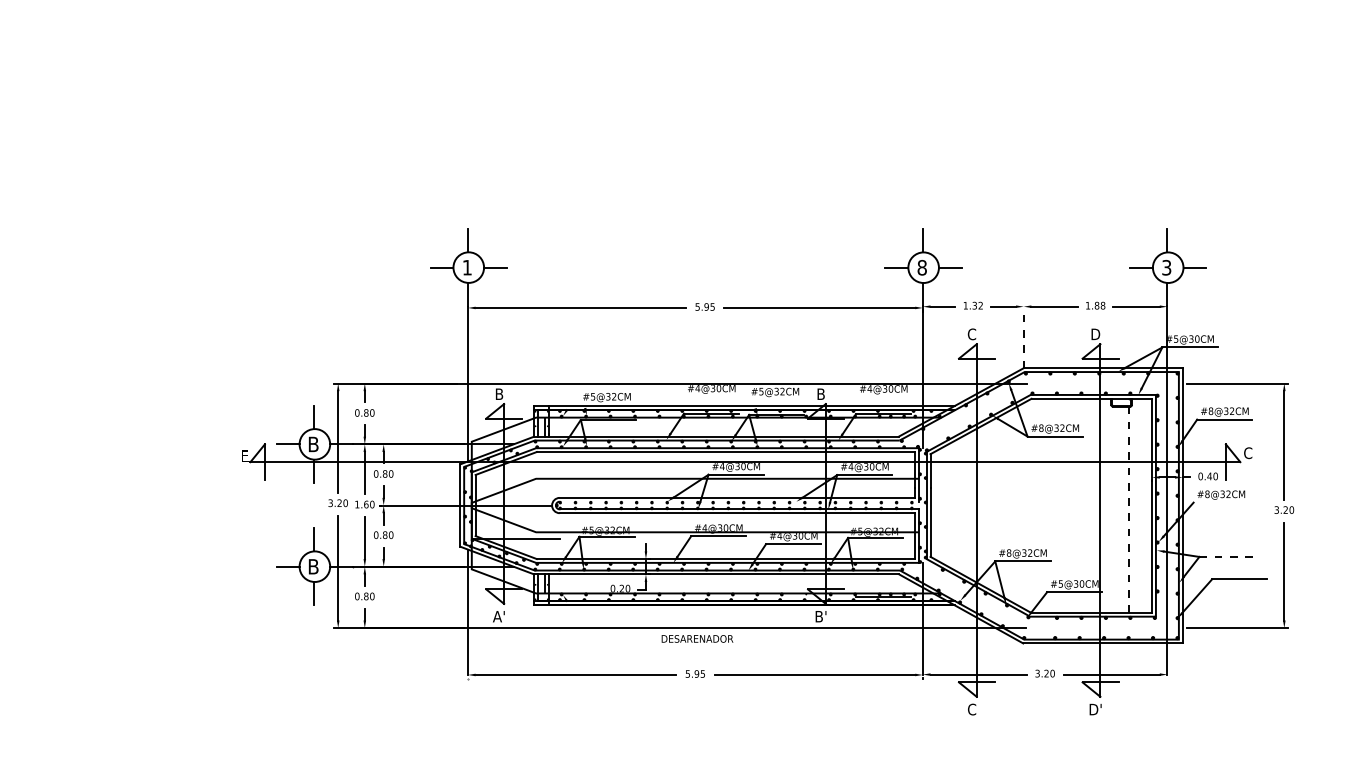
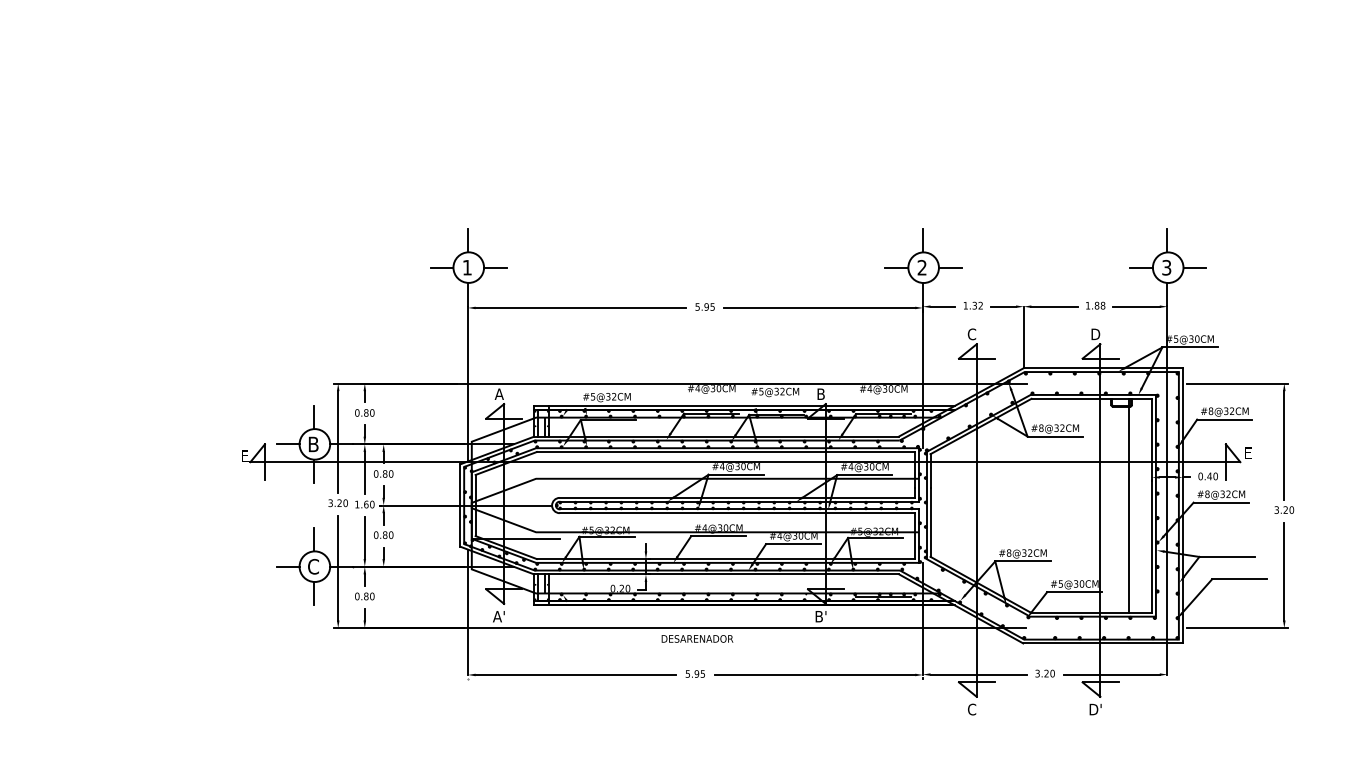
text: 8 -> 2 (921, 267)
line: dashed -> solid (1023, 337)
text: B -> A (498, 393)
text: C -> E (1248, 453)
line: none -> present (739, 501)
line: none -> present (1220, 502)
line: dashed -> solid (1129, 505)
line: dashed -> solid (1227, 556)
text: B -> C (313, 566)
